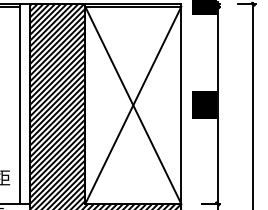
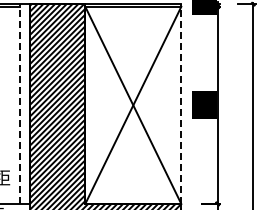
line: solid -> dashed (19, 104)
line: solid -> dashed (181, 106)
